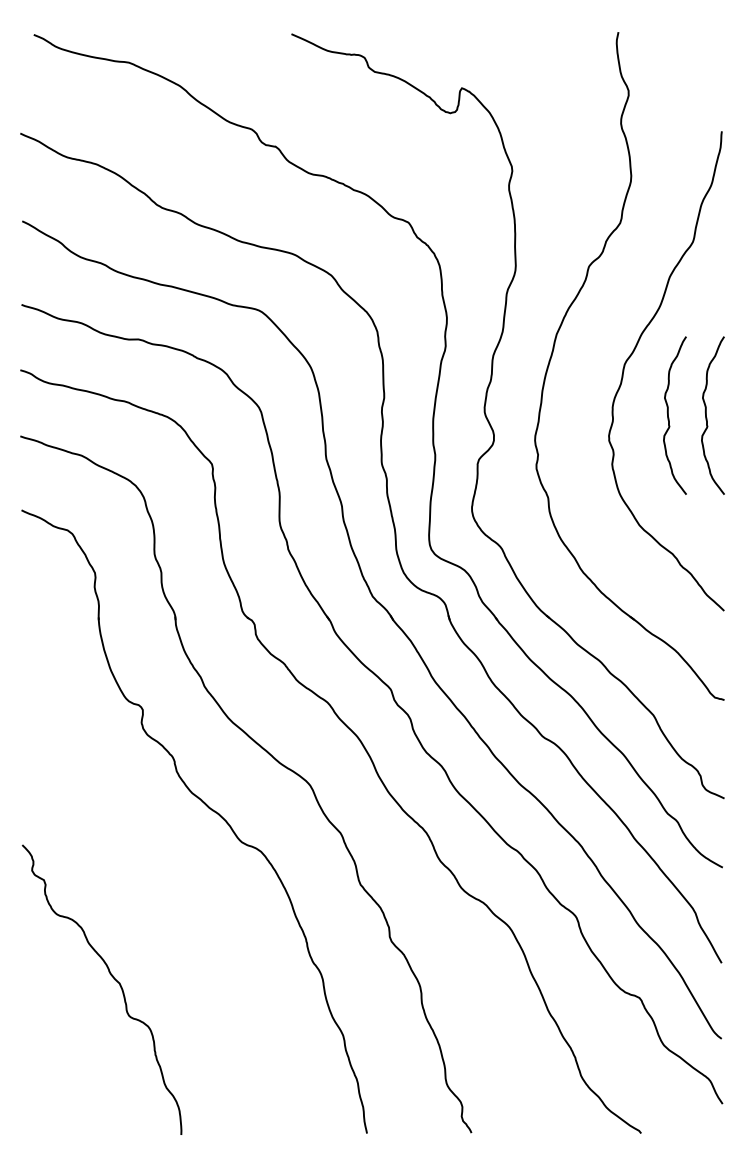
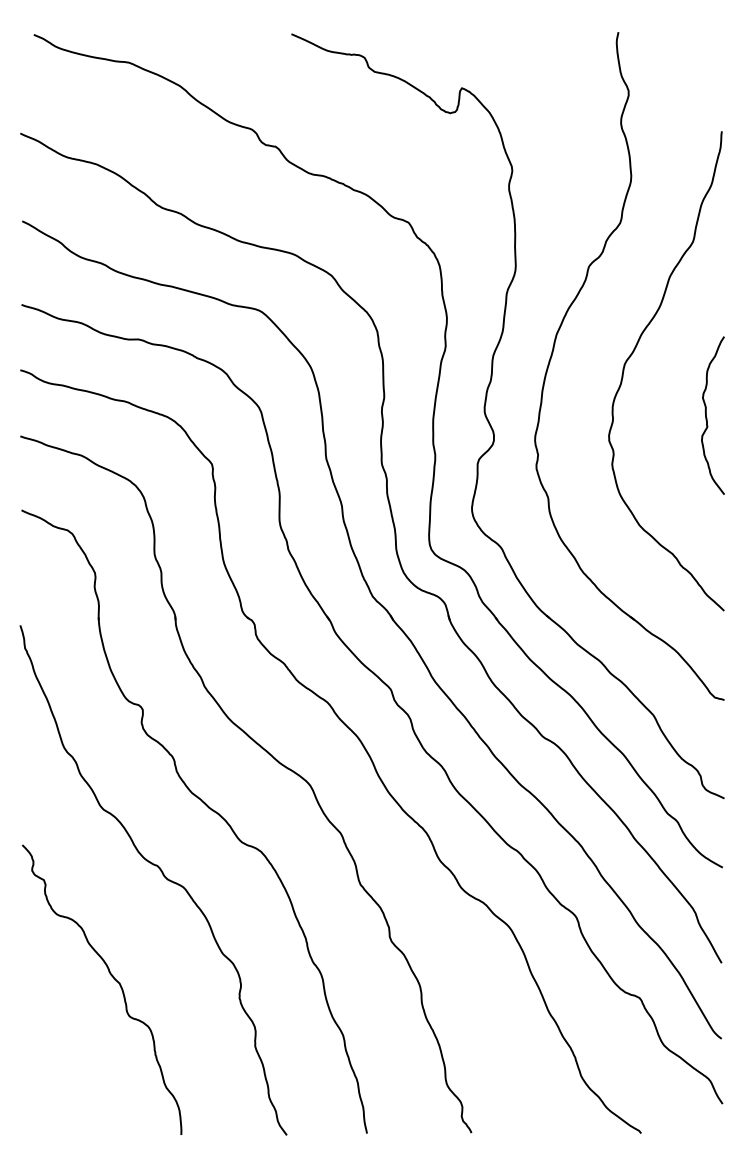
curve: present -> none (669, 417)
curve: none -> present (162, 875)
